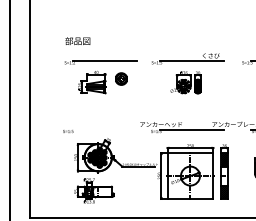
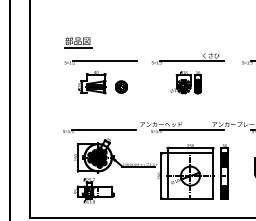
line: none -> present (77, 47)
part position: (121, 78) -> (121, 86) (121, 86)
line: none -> present (104, 129)
